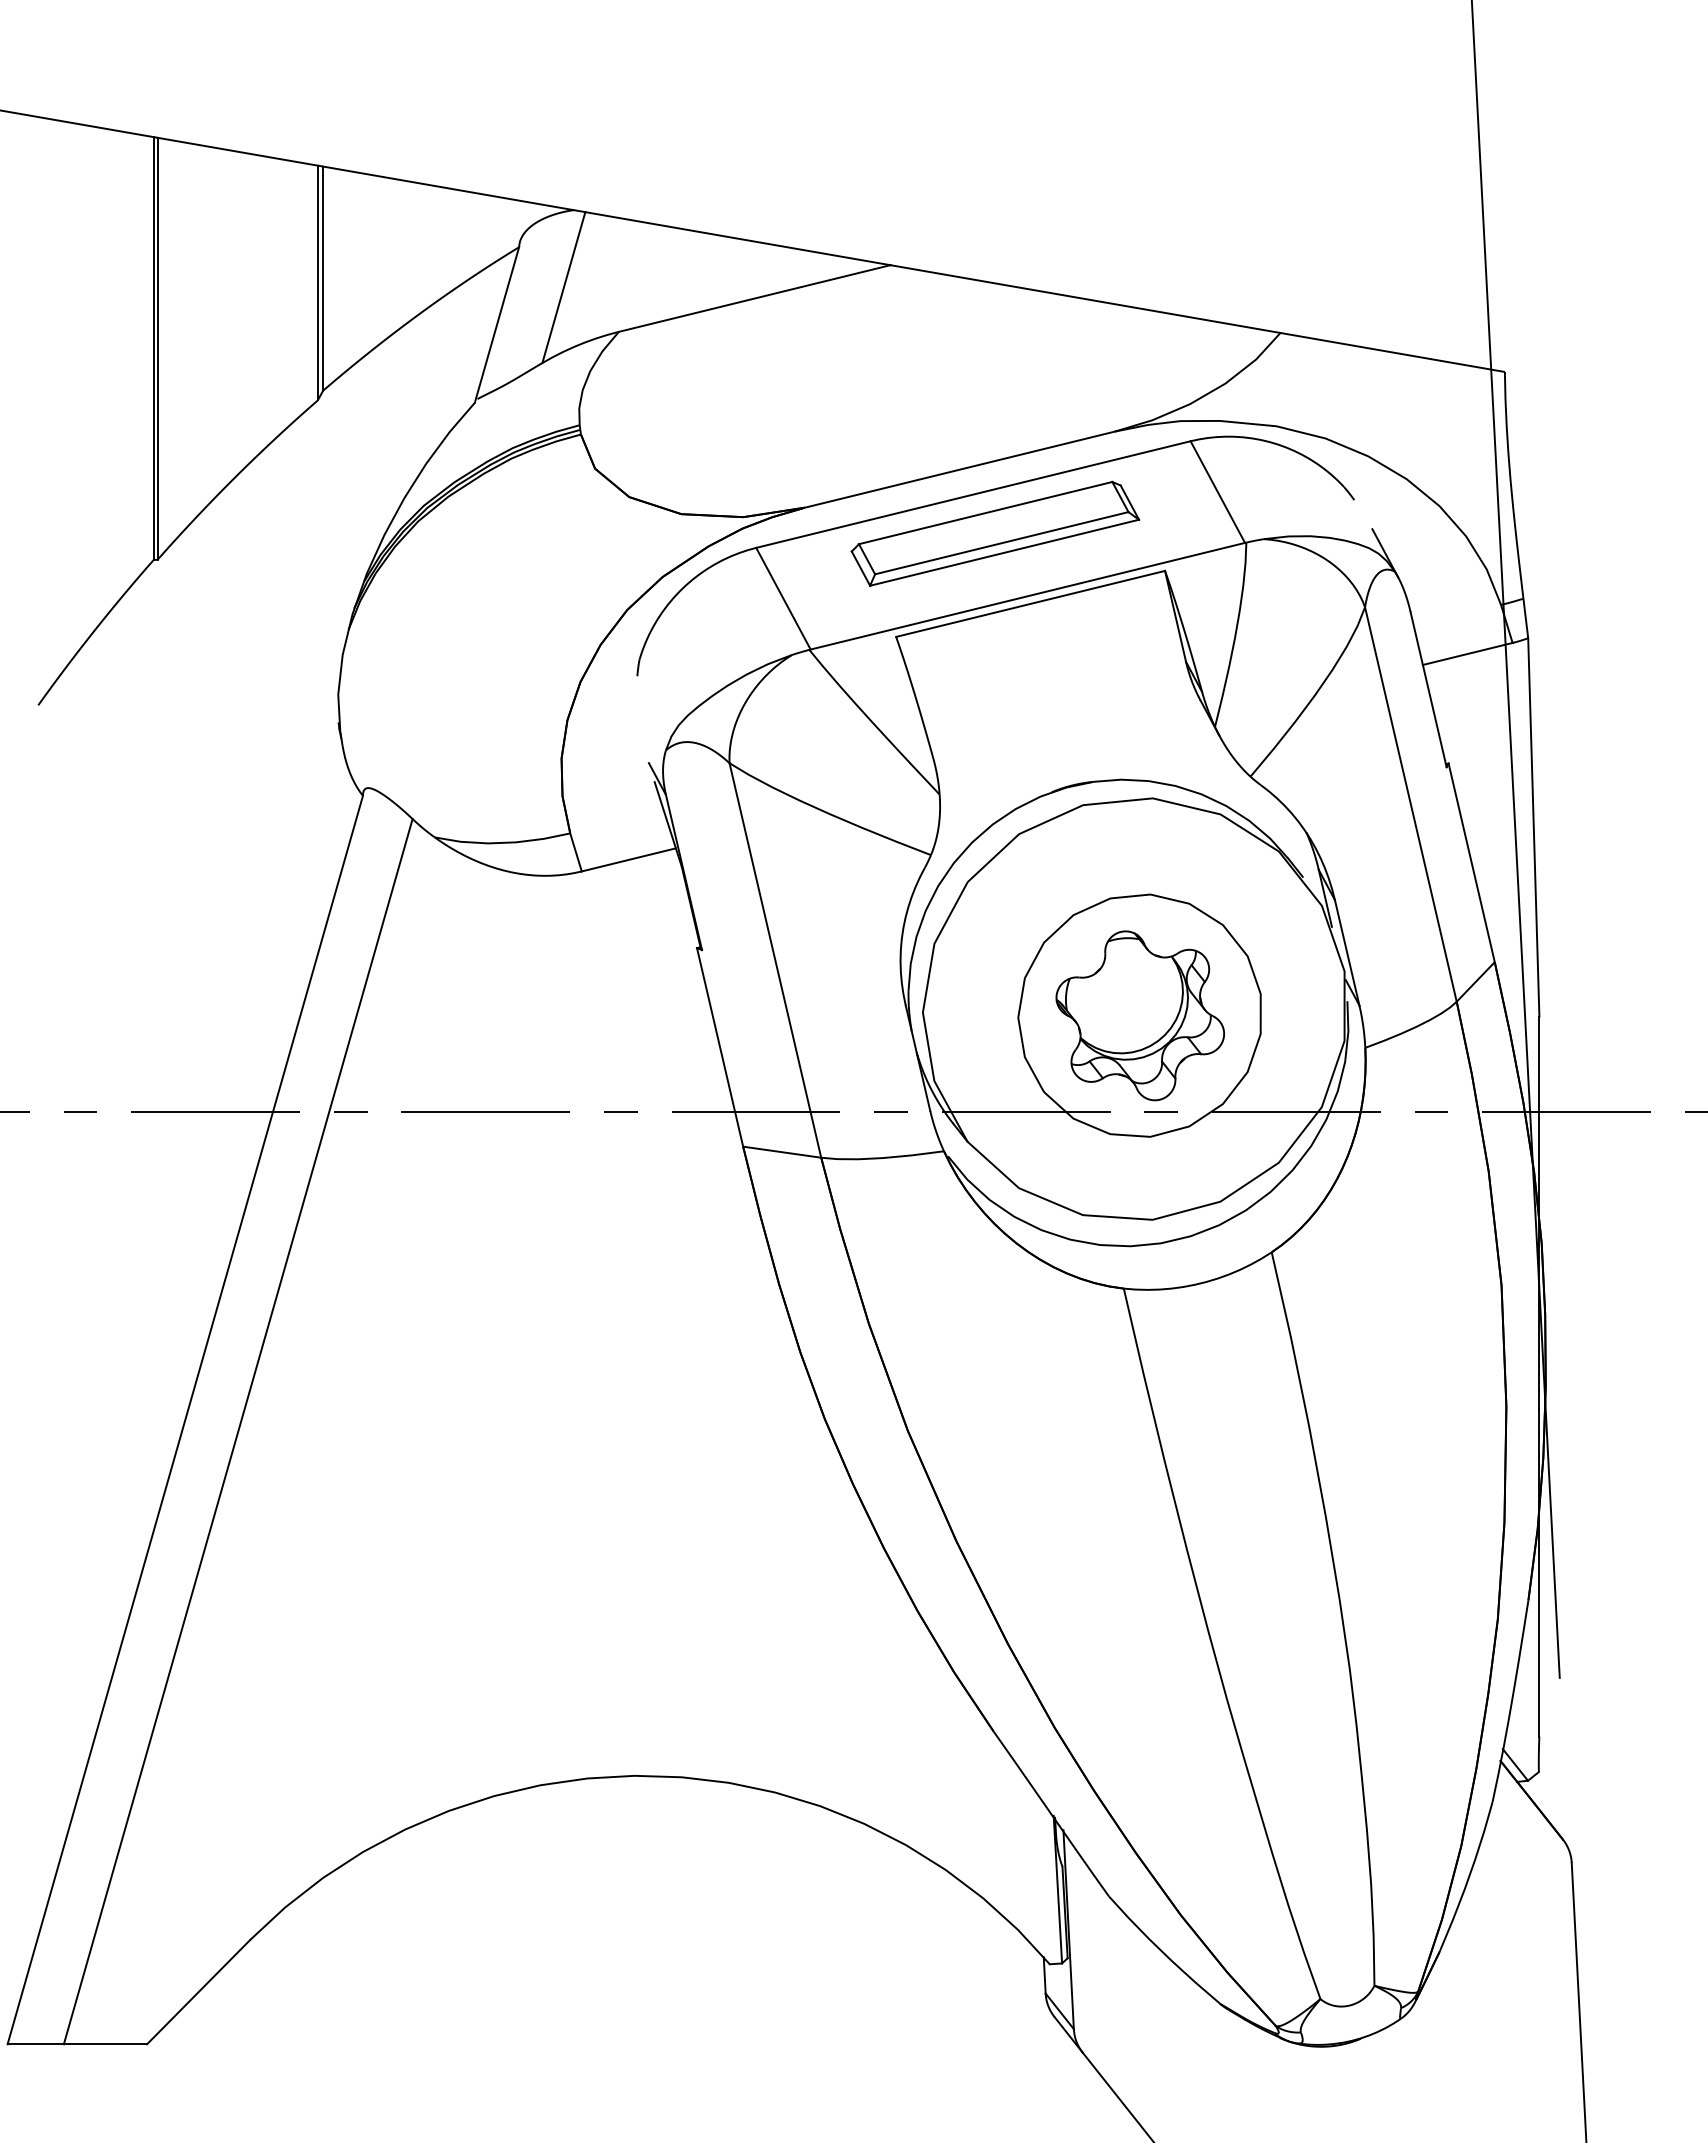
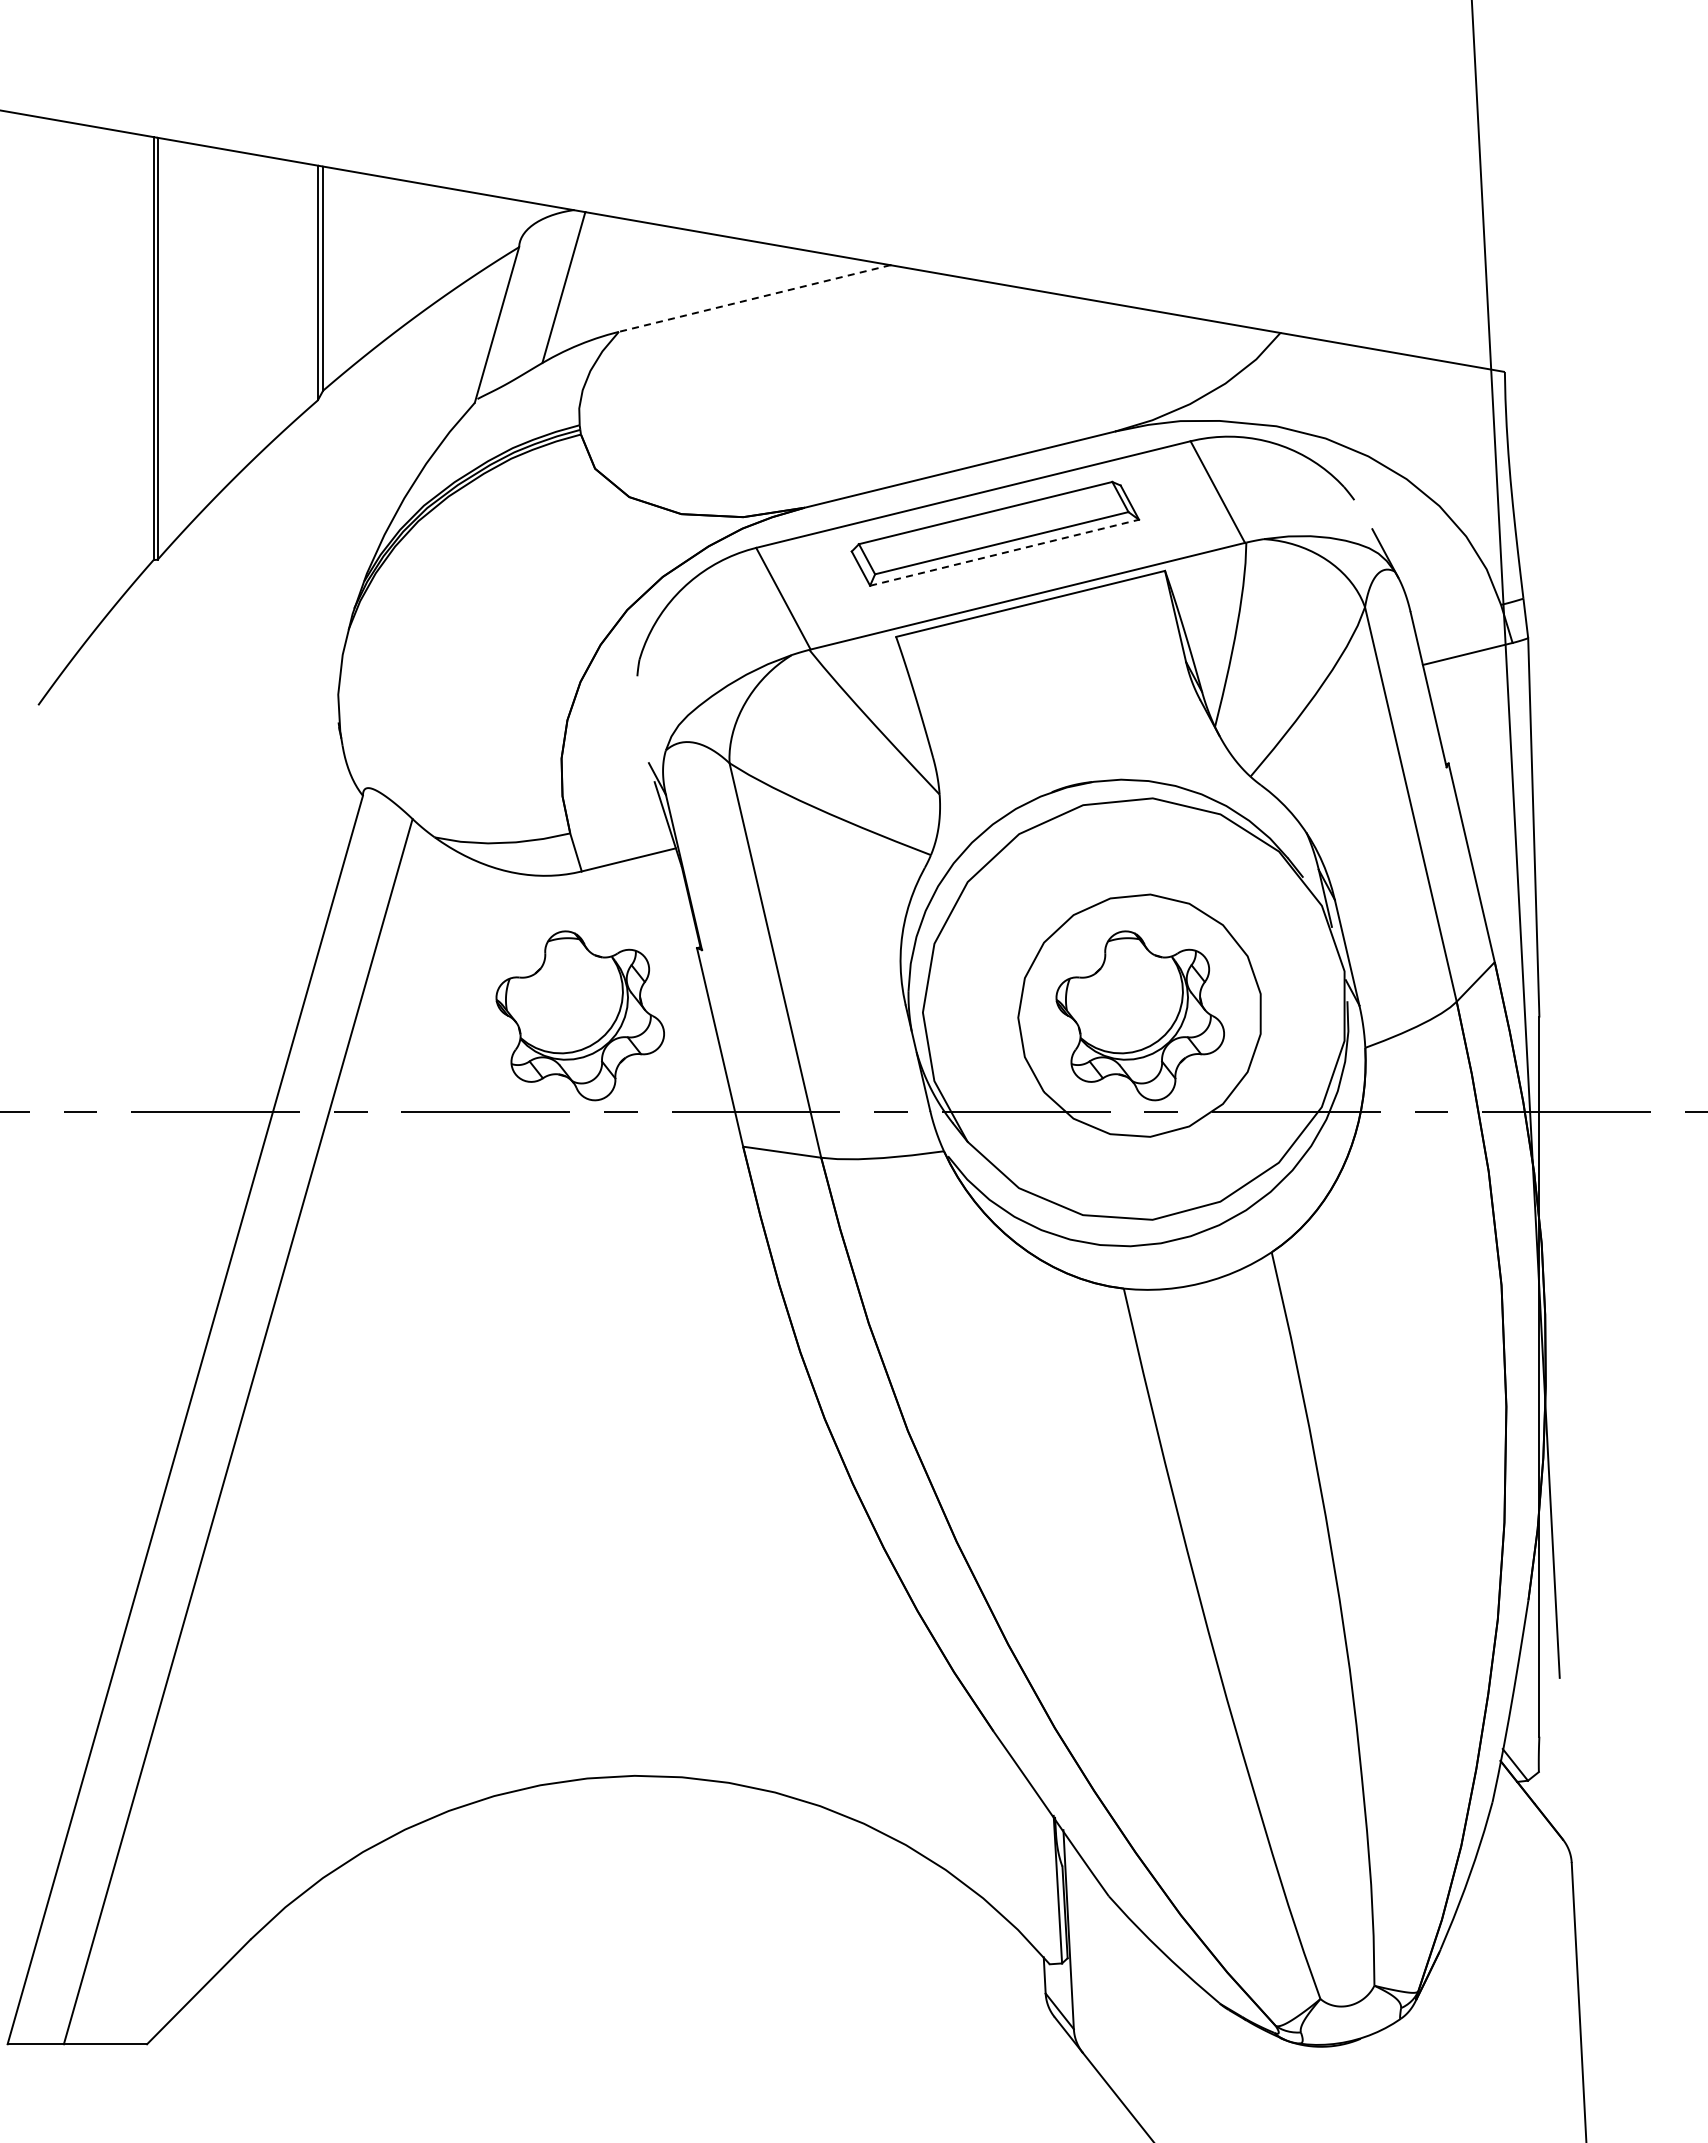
line: solid -> dashed (754, 298)
line: solid -> dashed (1005, 552)
part: none -> present (579, 1015)
